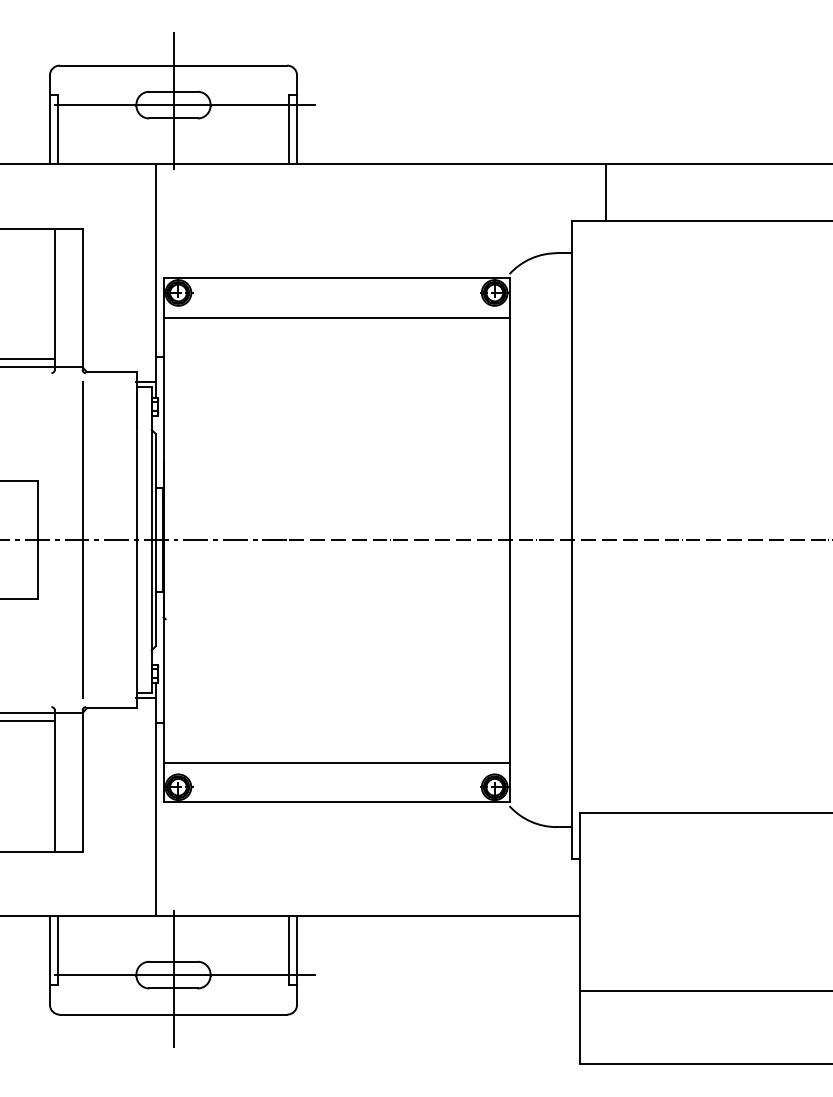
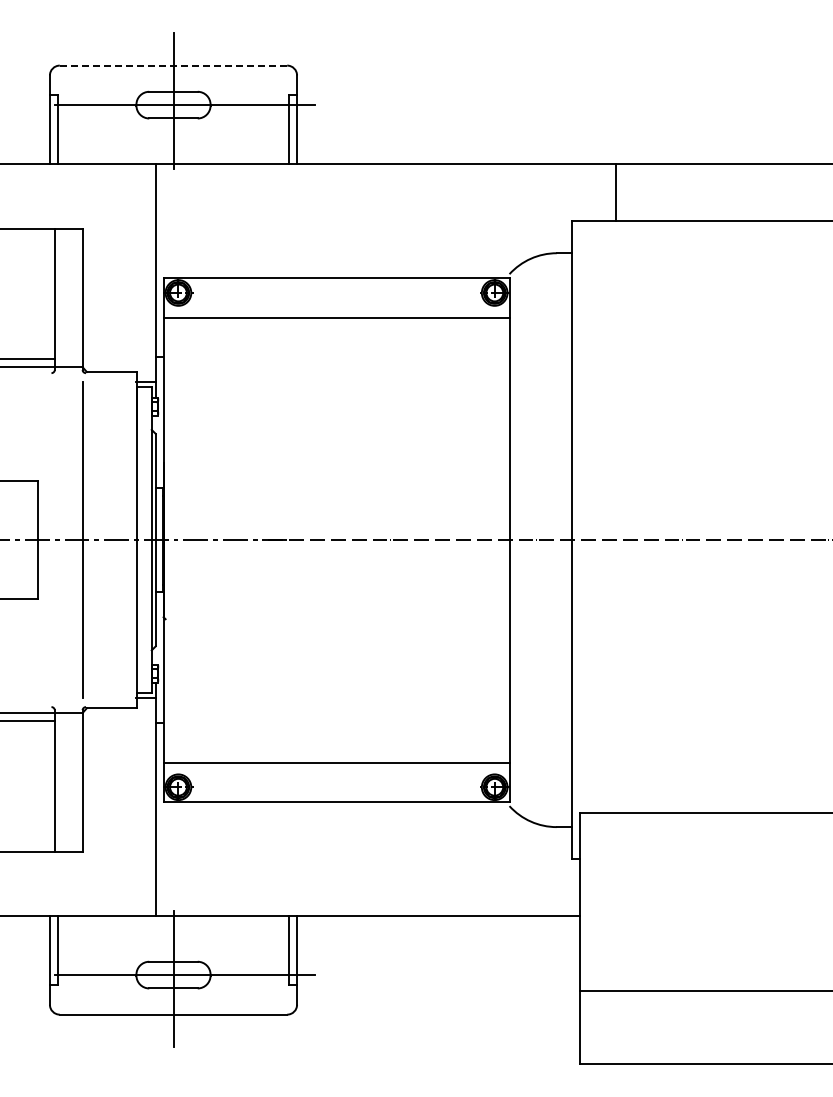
line: solid -> dashed (173, 65)
line position: (605, 192) -> (615, 192) (615, 192)
